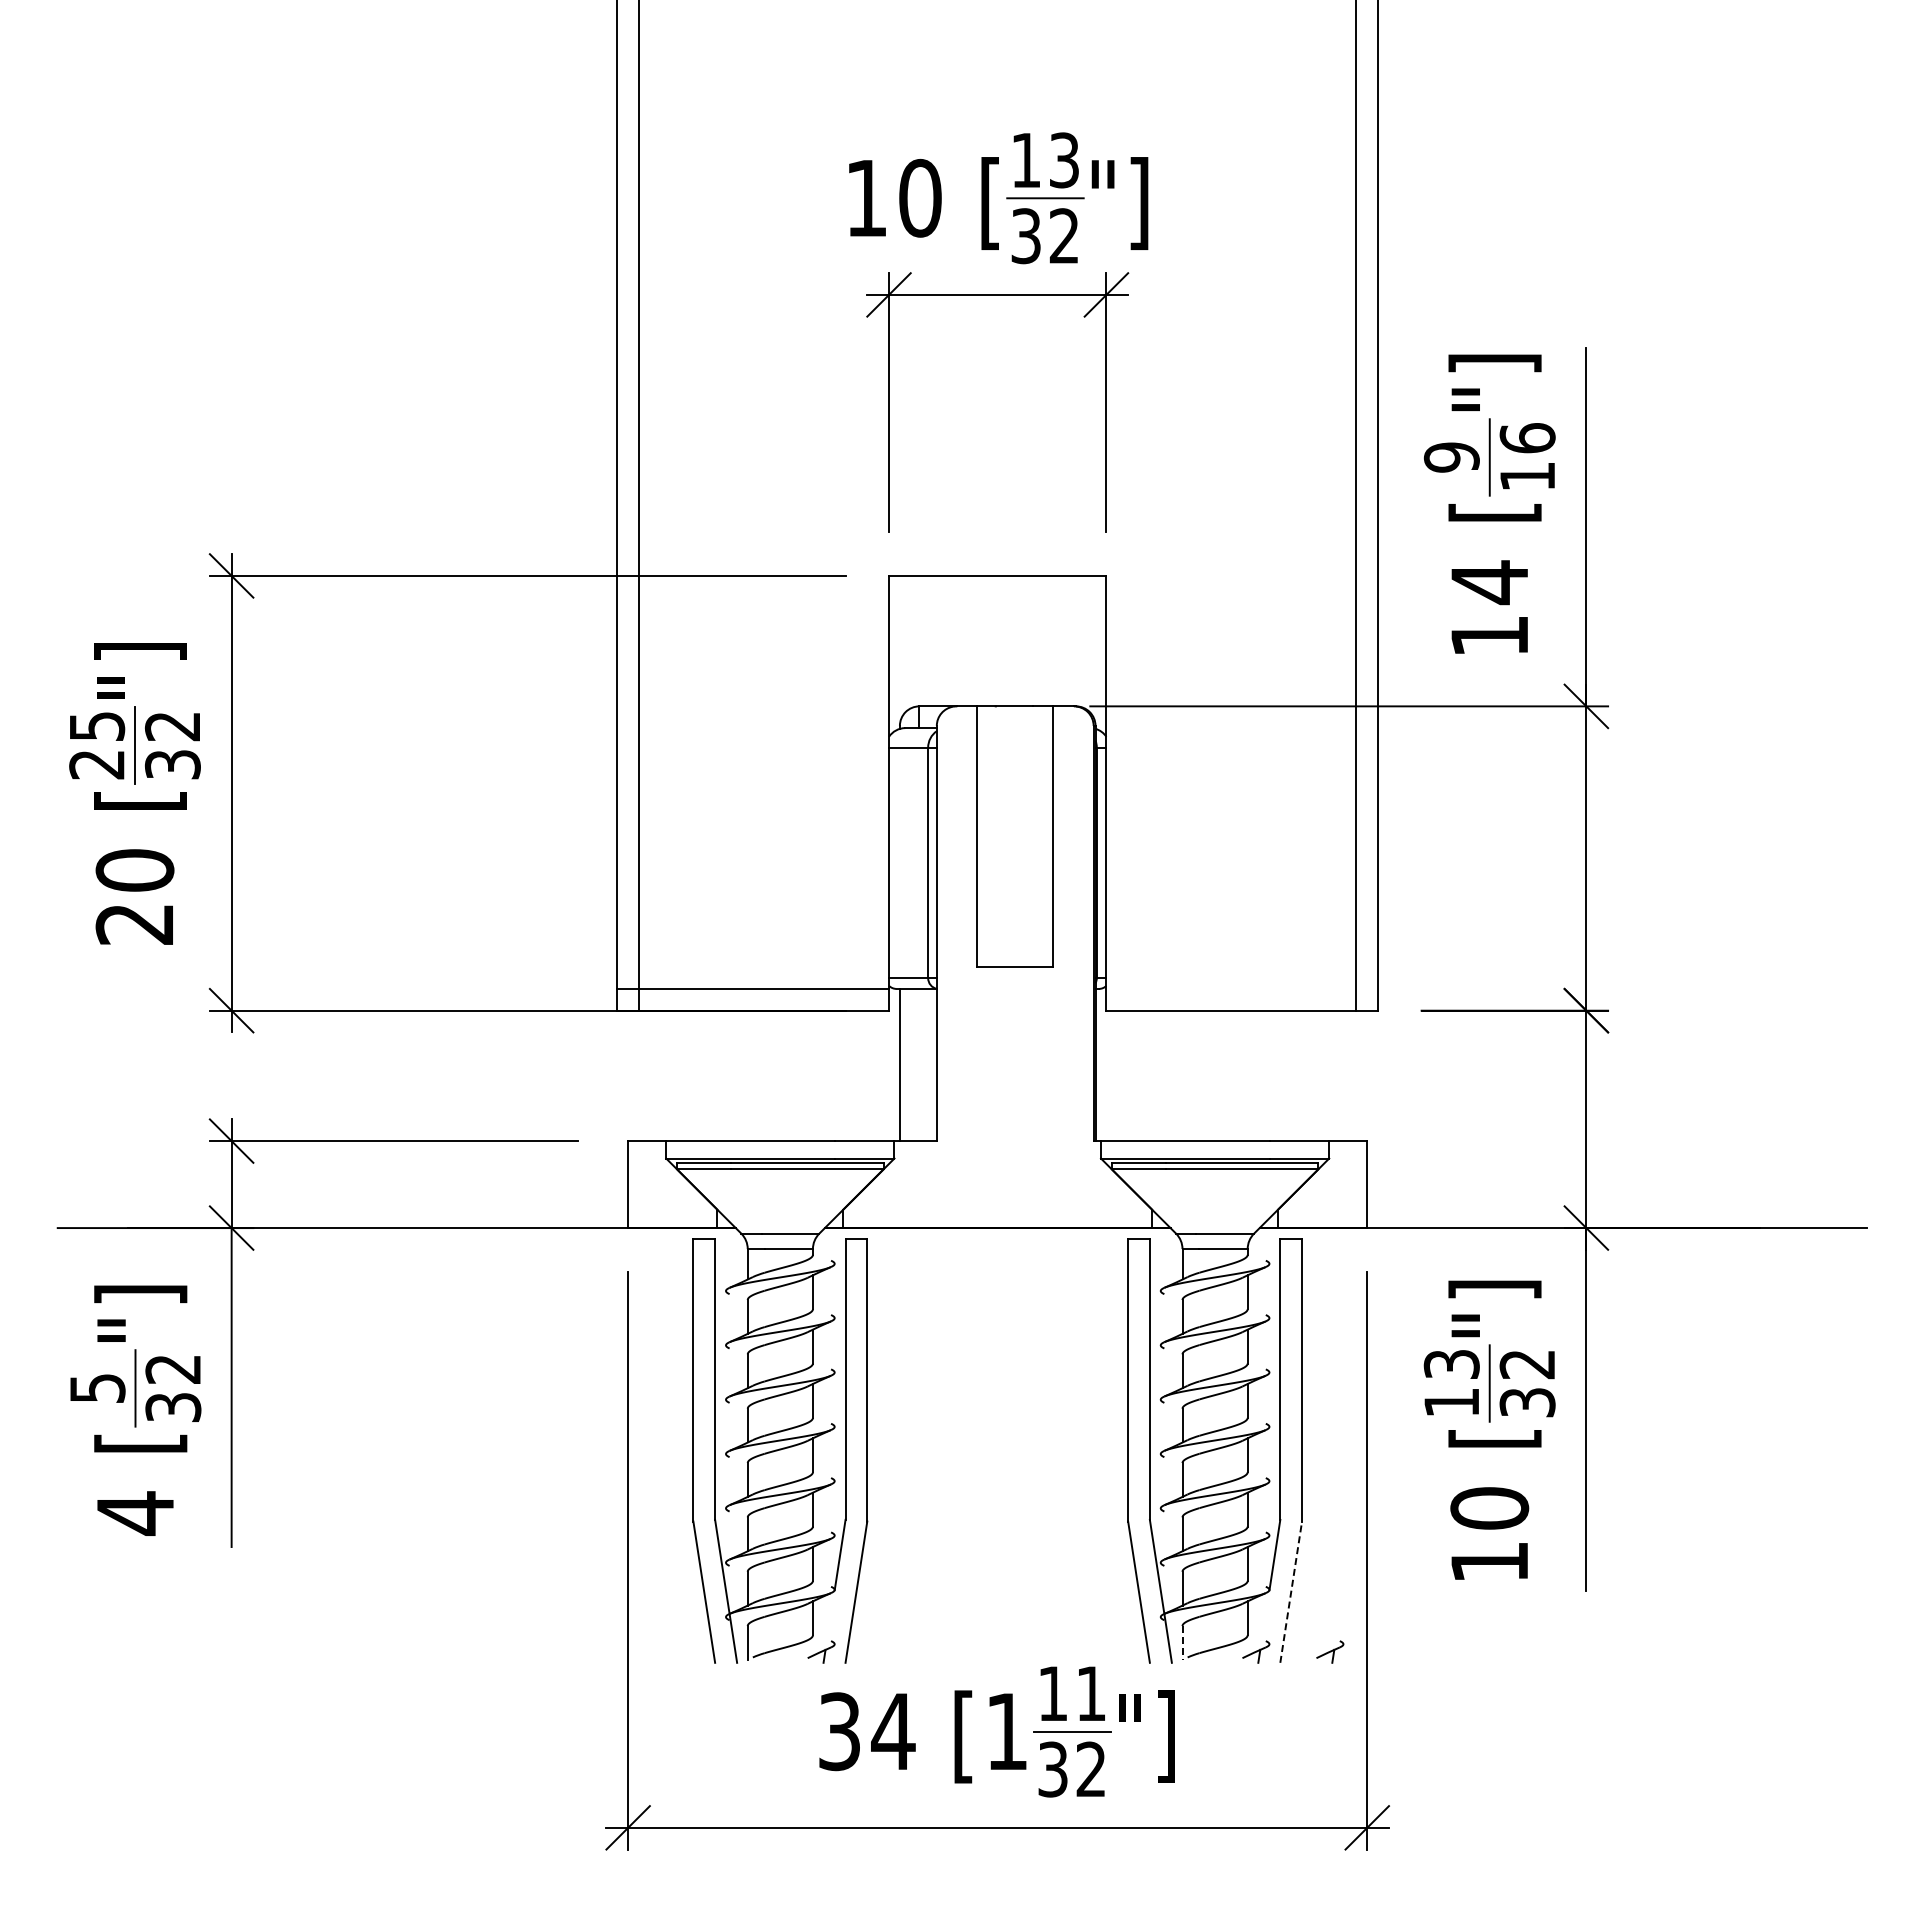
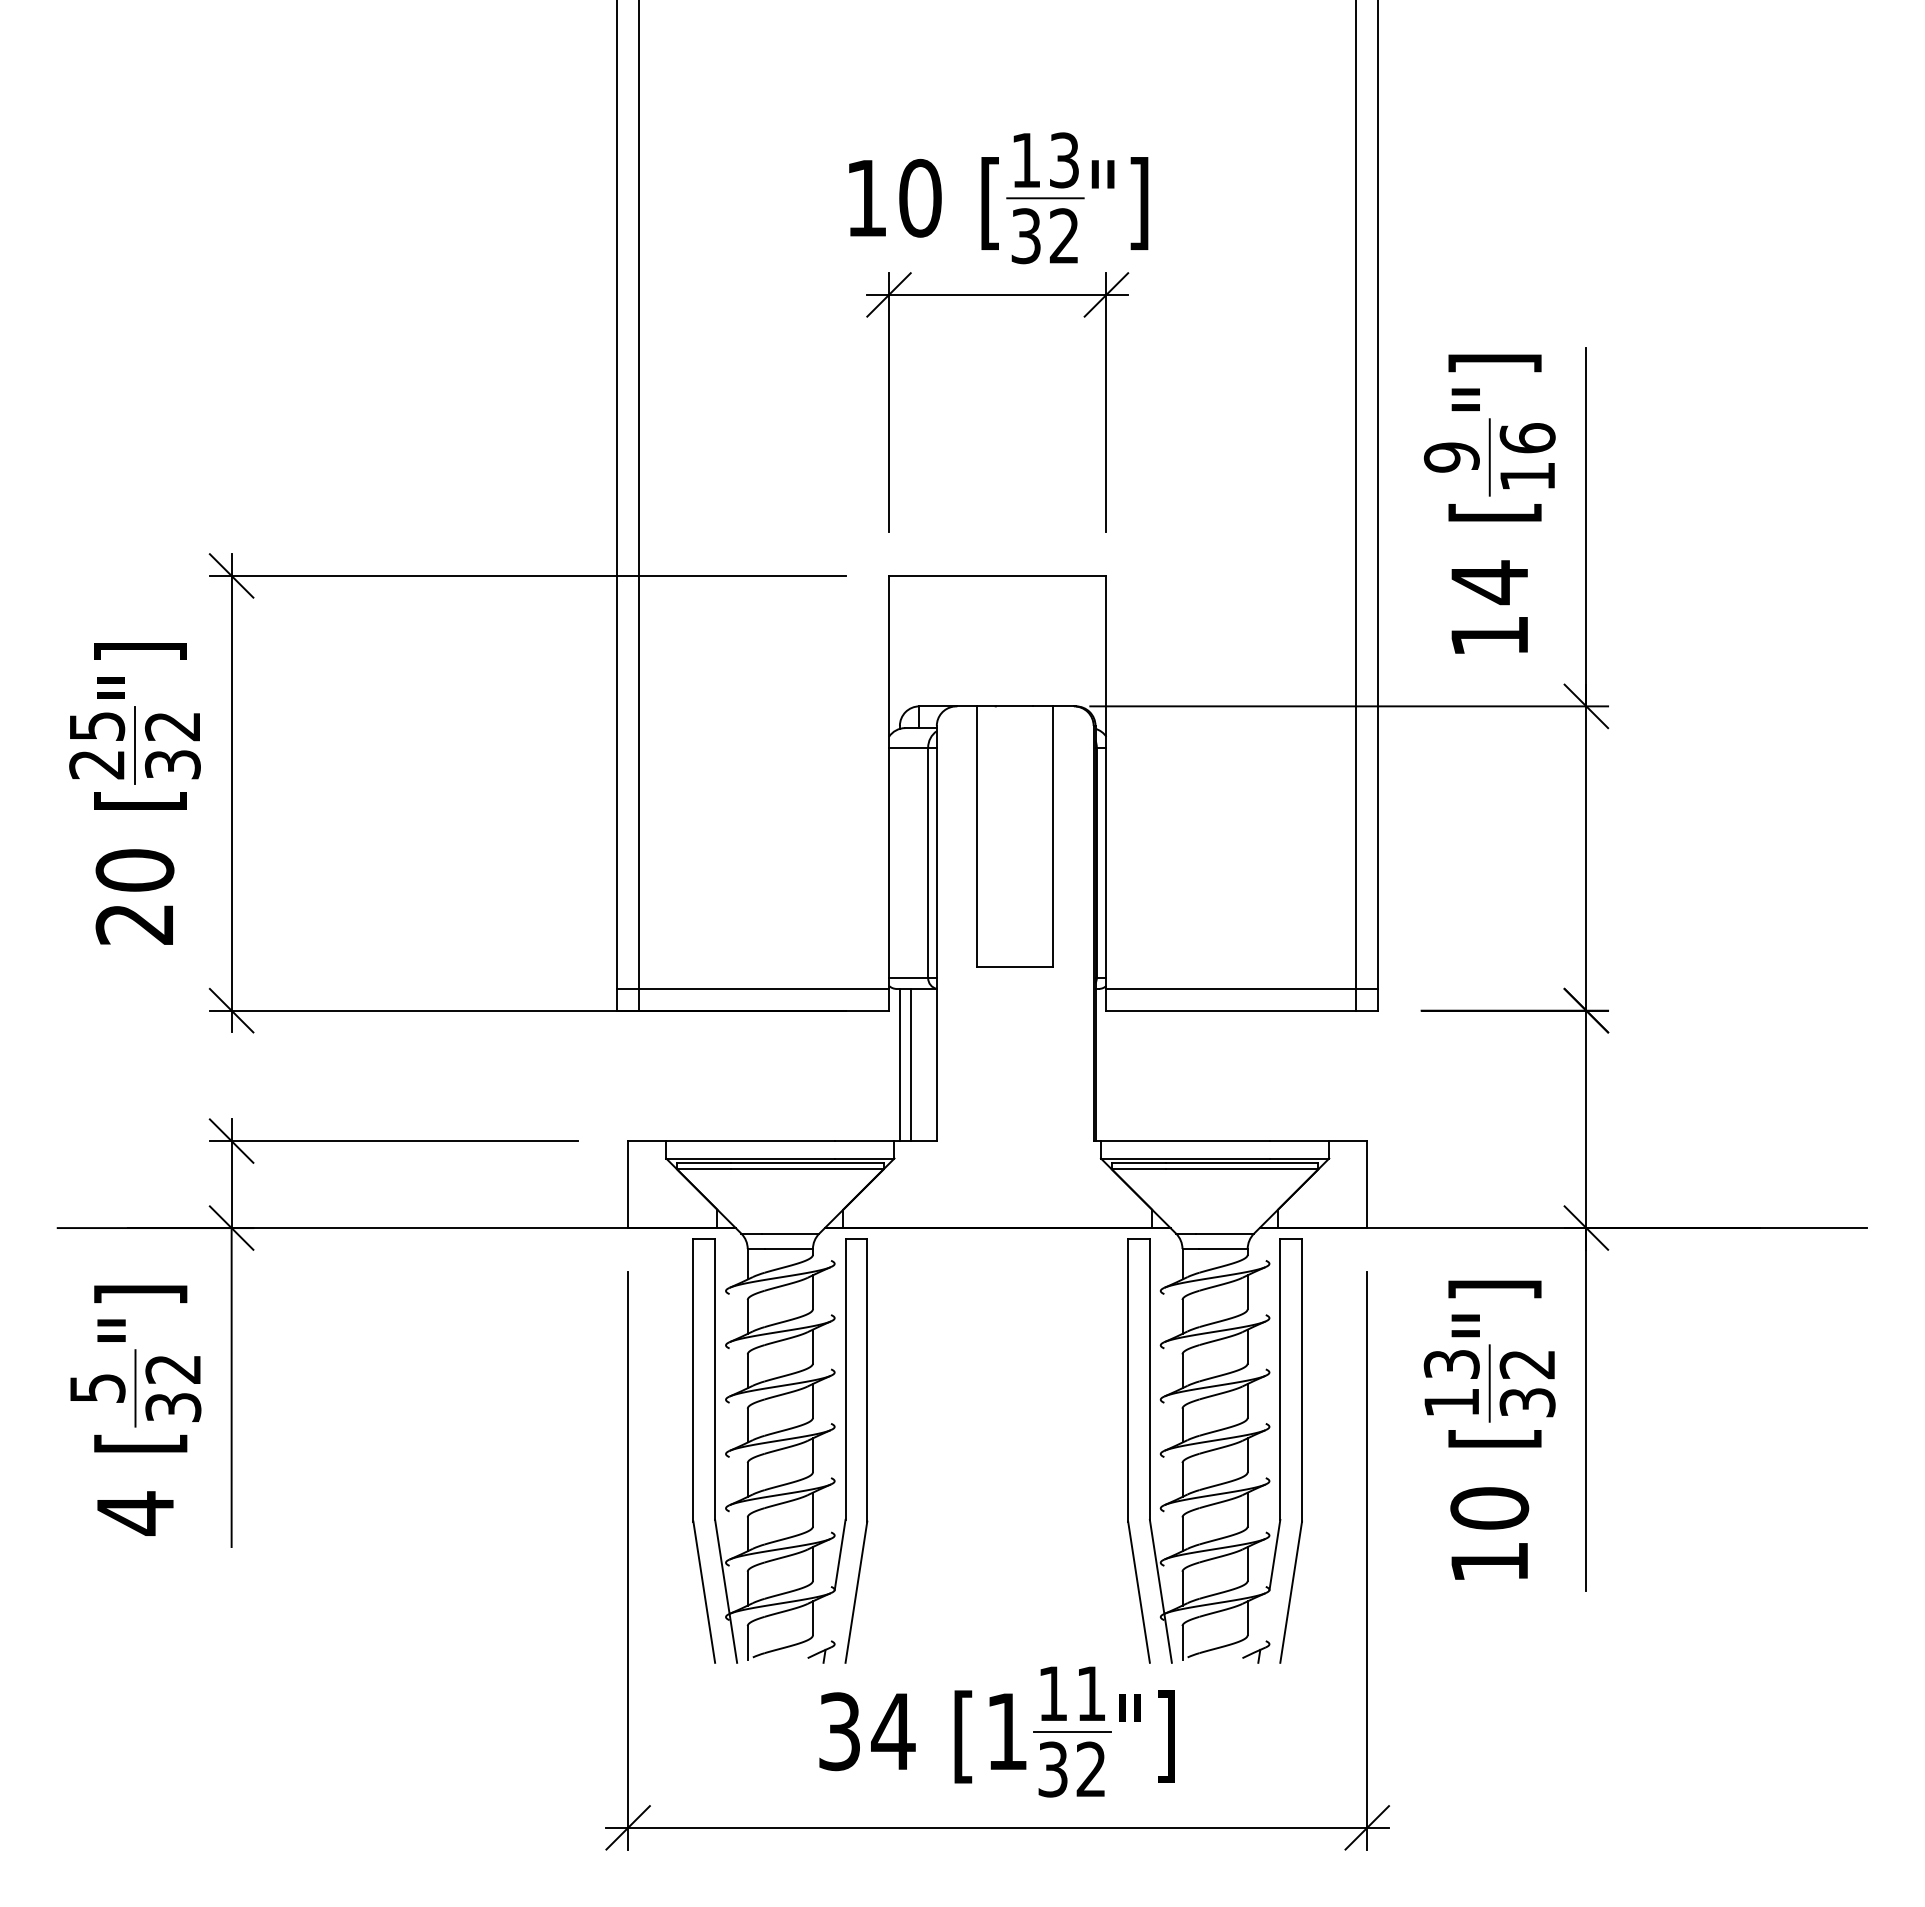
line: none -> present (1242, 988)
line: none -> present (910, 1064)
line: dashed -> solid (1291, 1591)
line: dashed -> solid (1182, 1642)
part: present -> none (1330, 1651)
